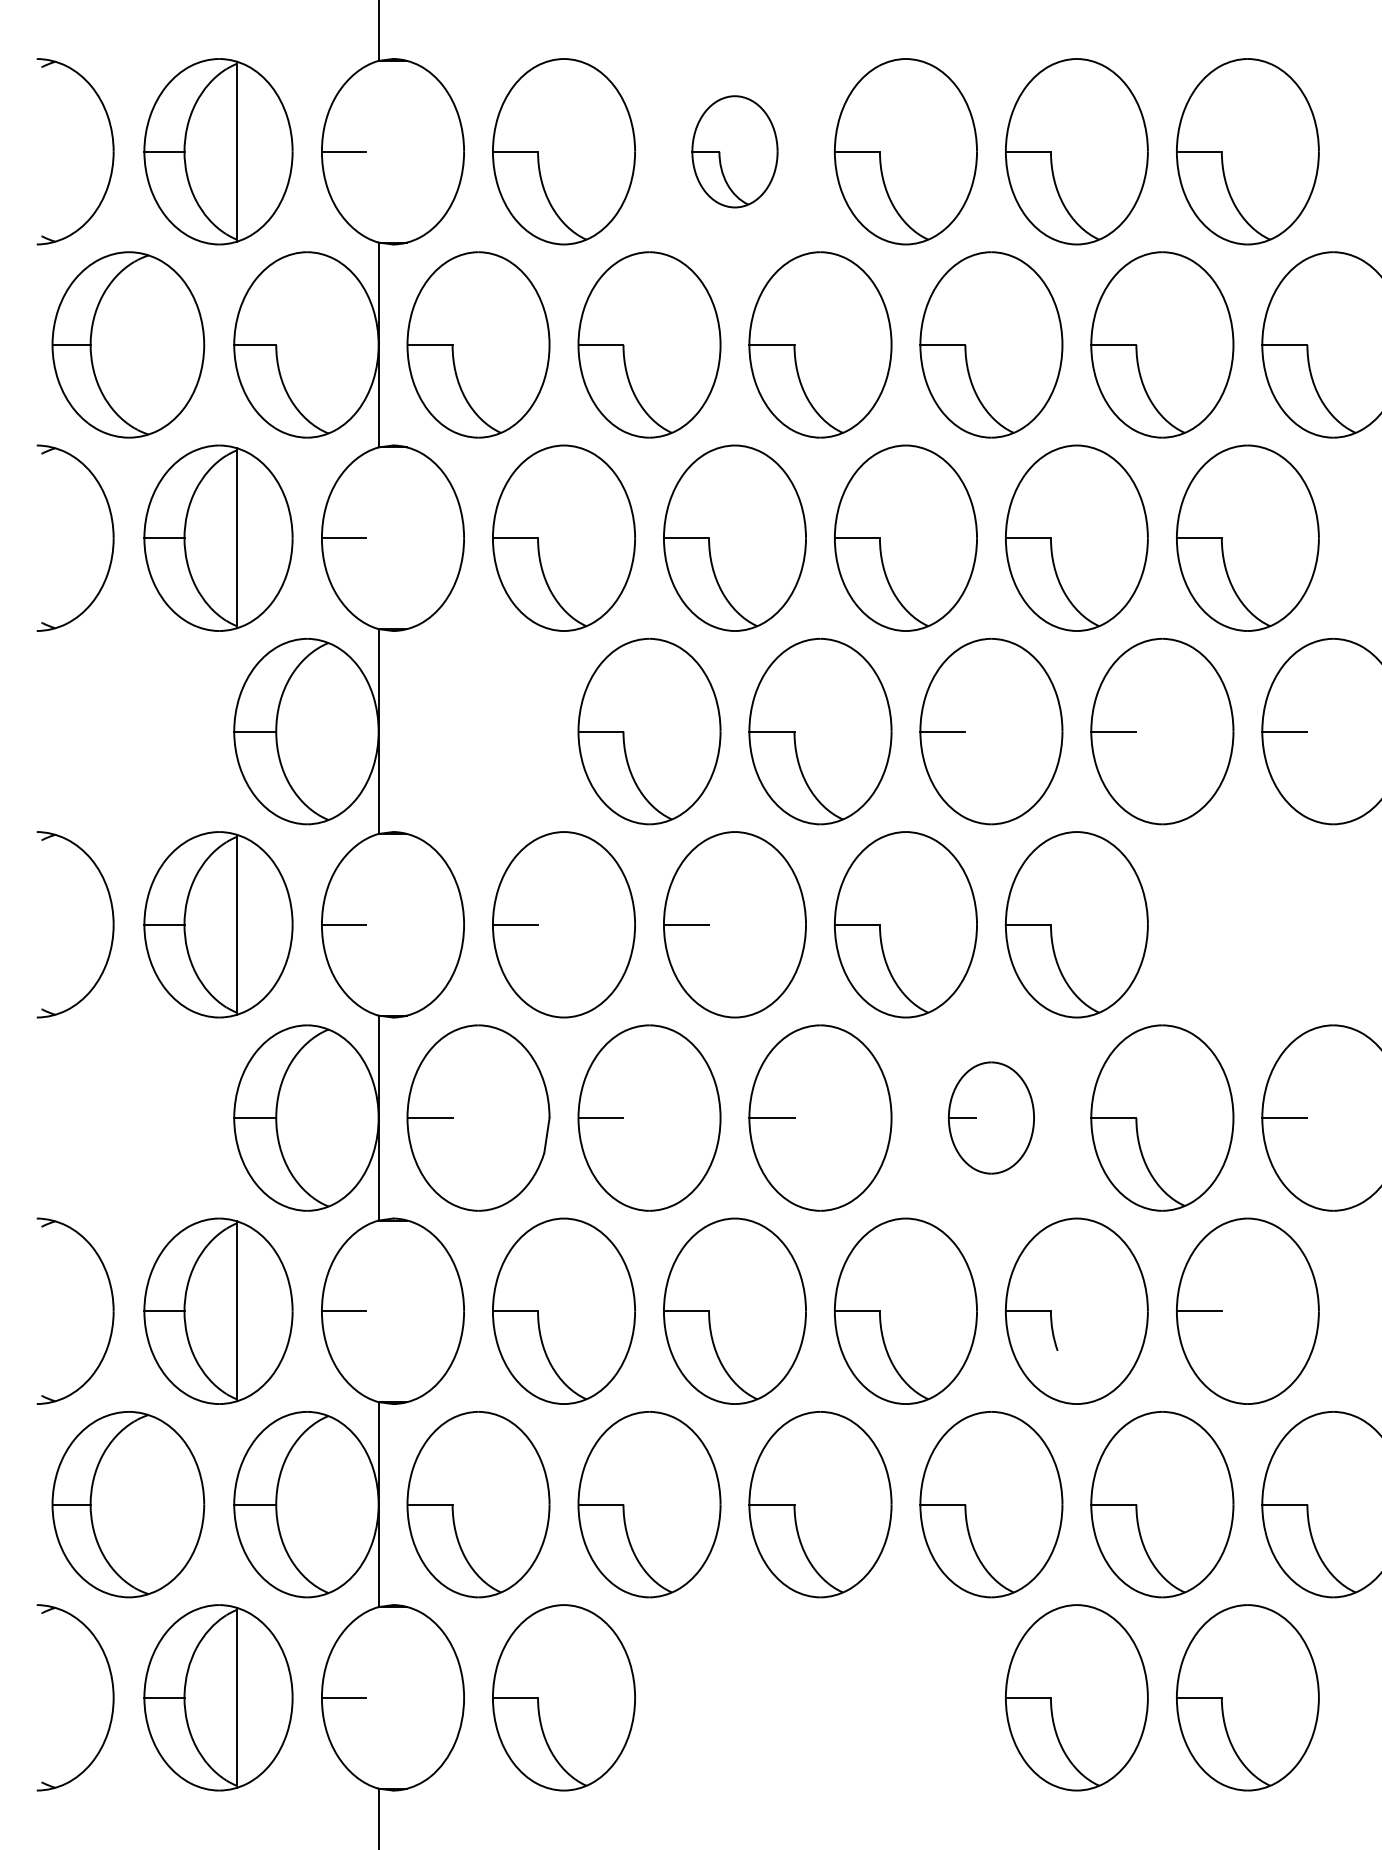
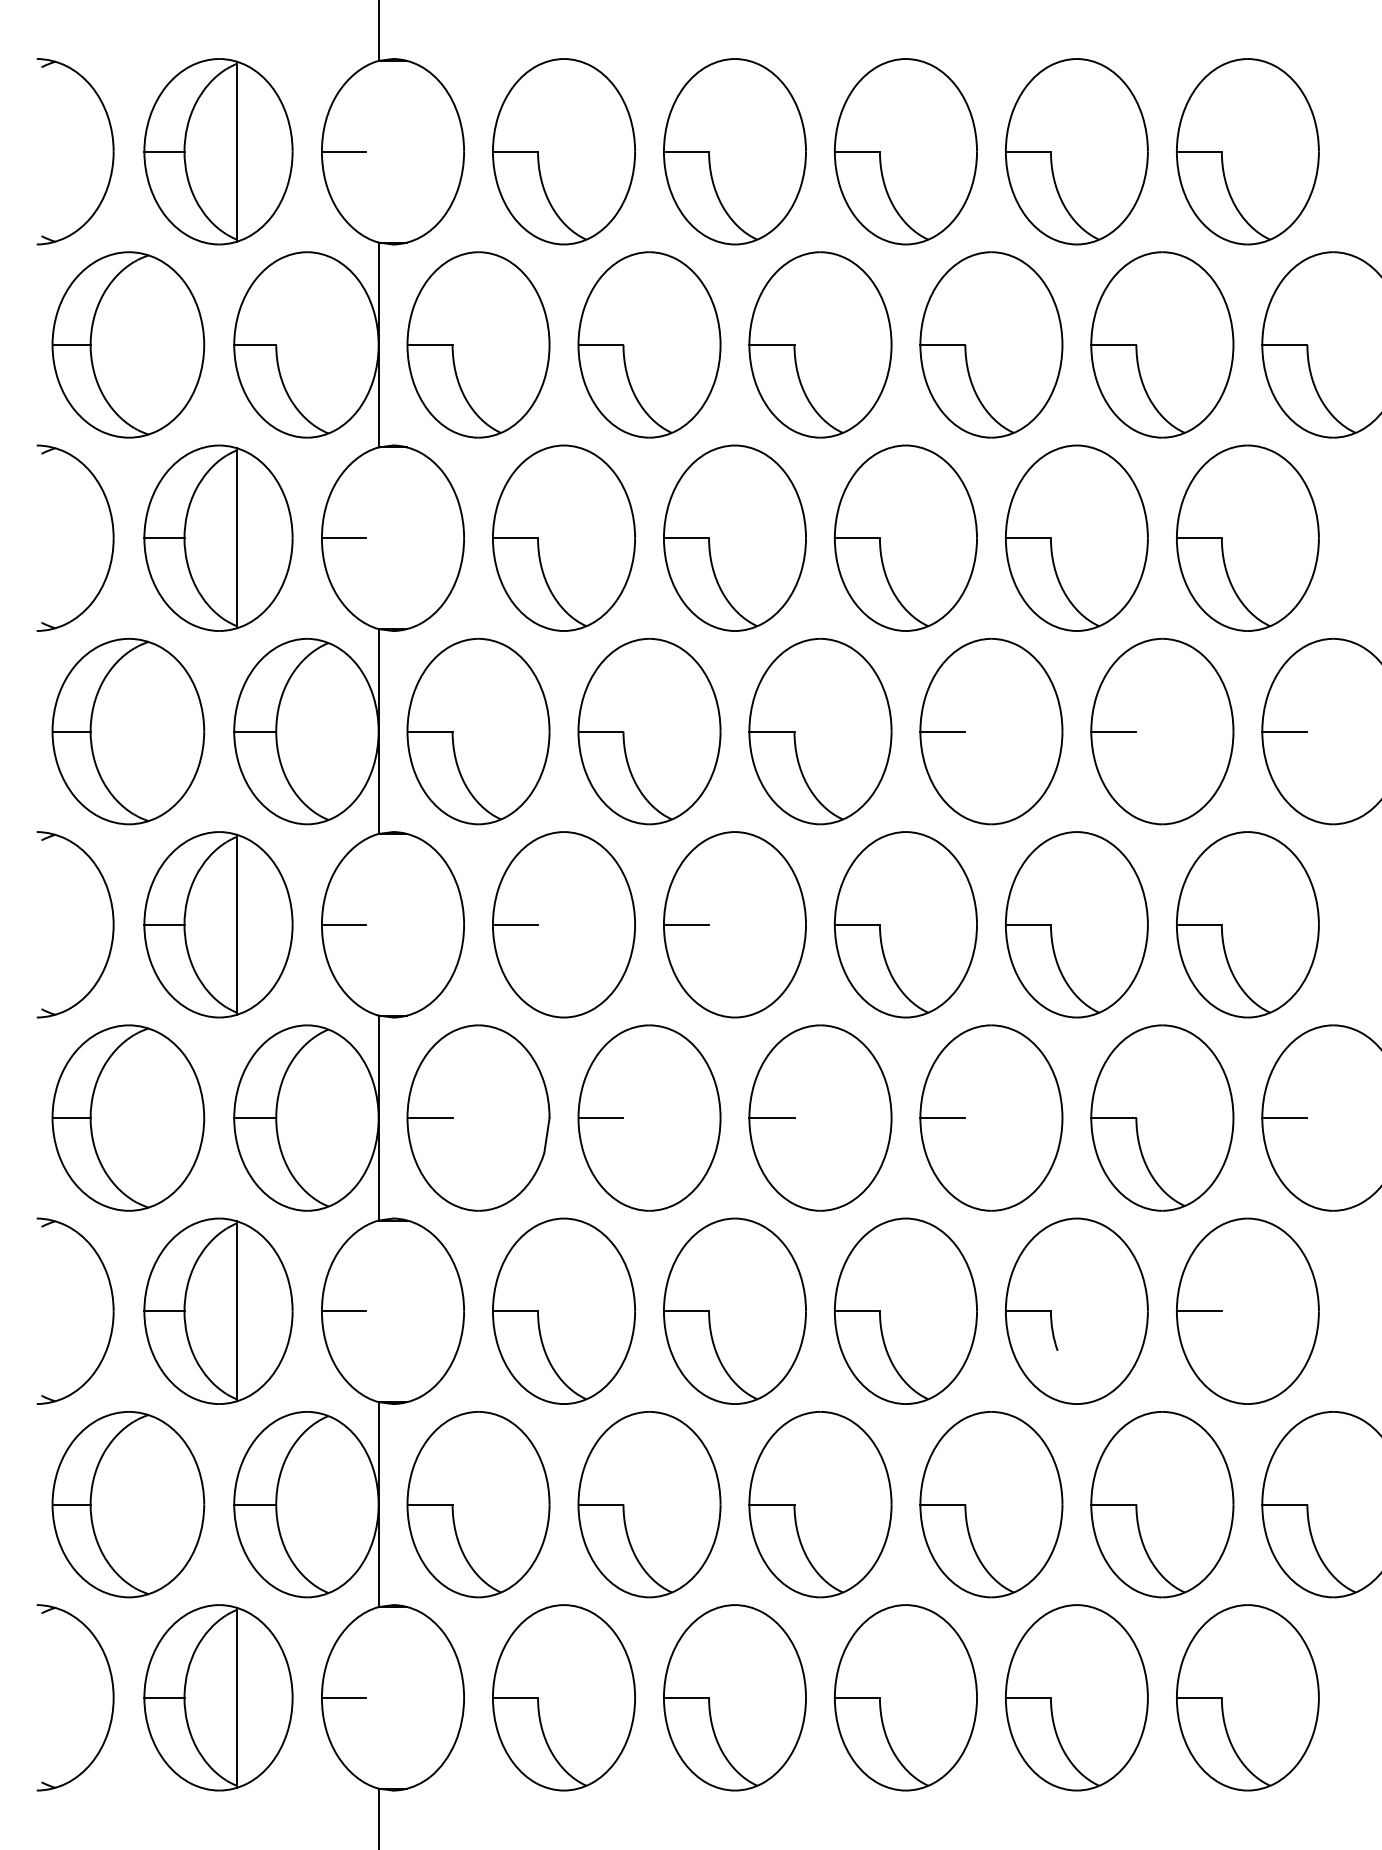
part size: 88x114 px -> 144x188 px (734, 151)
part: none -> present (128, 731)
part: none -> present (478, 731)
part: none -> present (1247, 924)
part: none -> present (128, 1117)
part size: 87x114 px -> 145x188 px (991, 1117)
part: none -> present (734, 1697)
part: none -> present (905, 1697)
